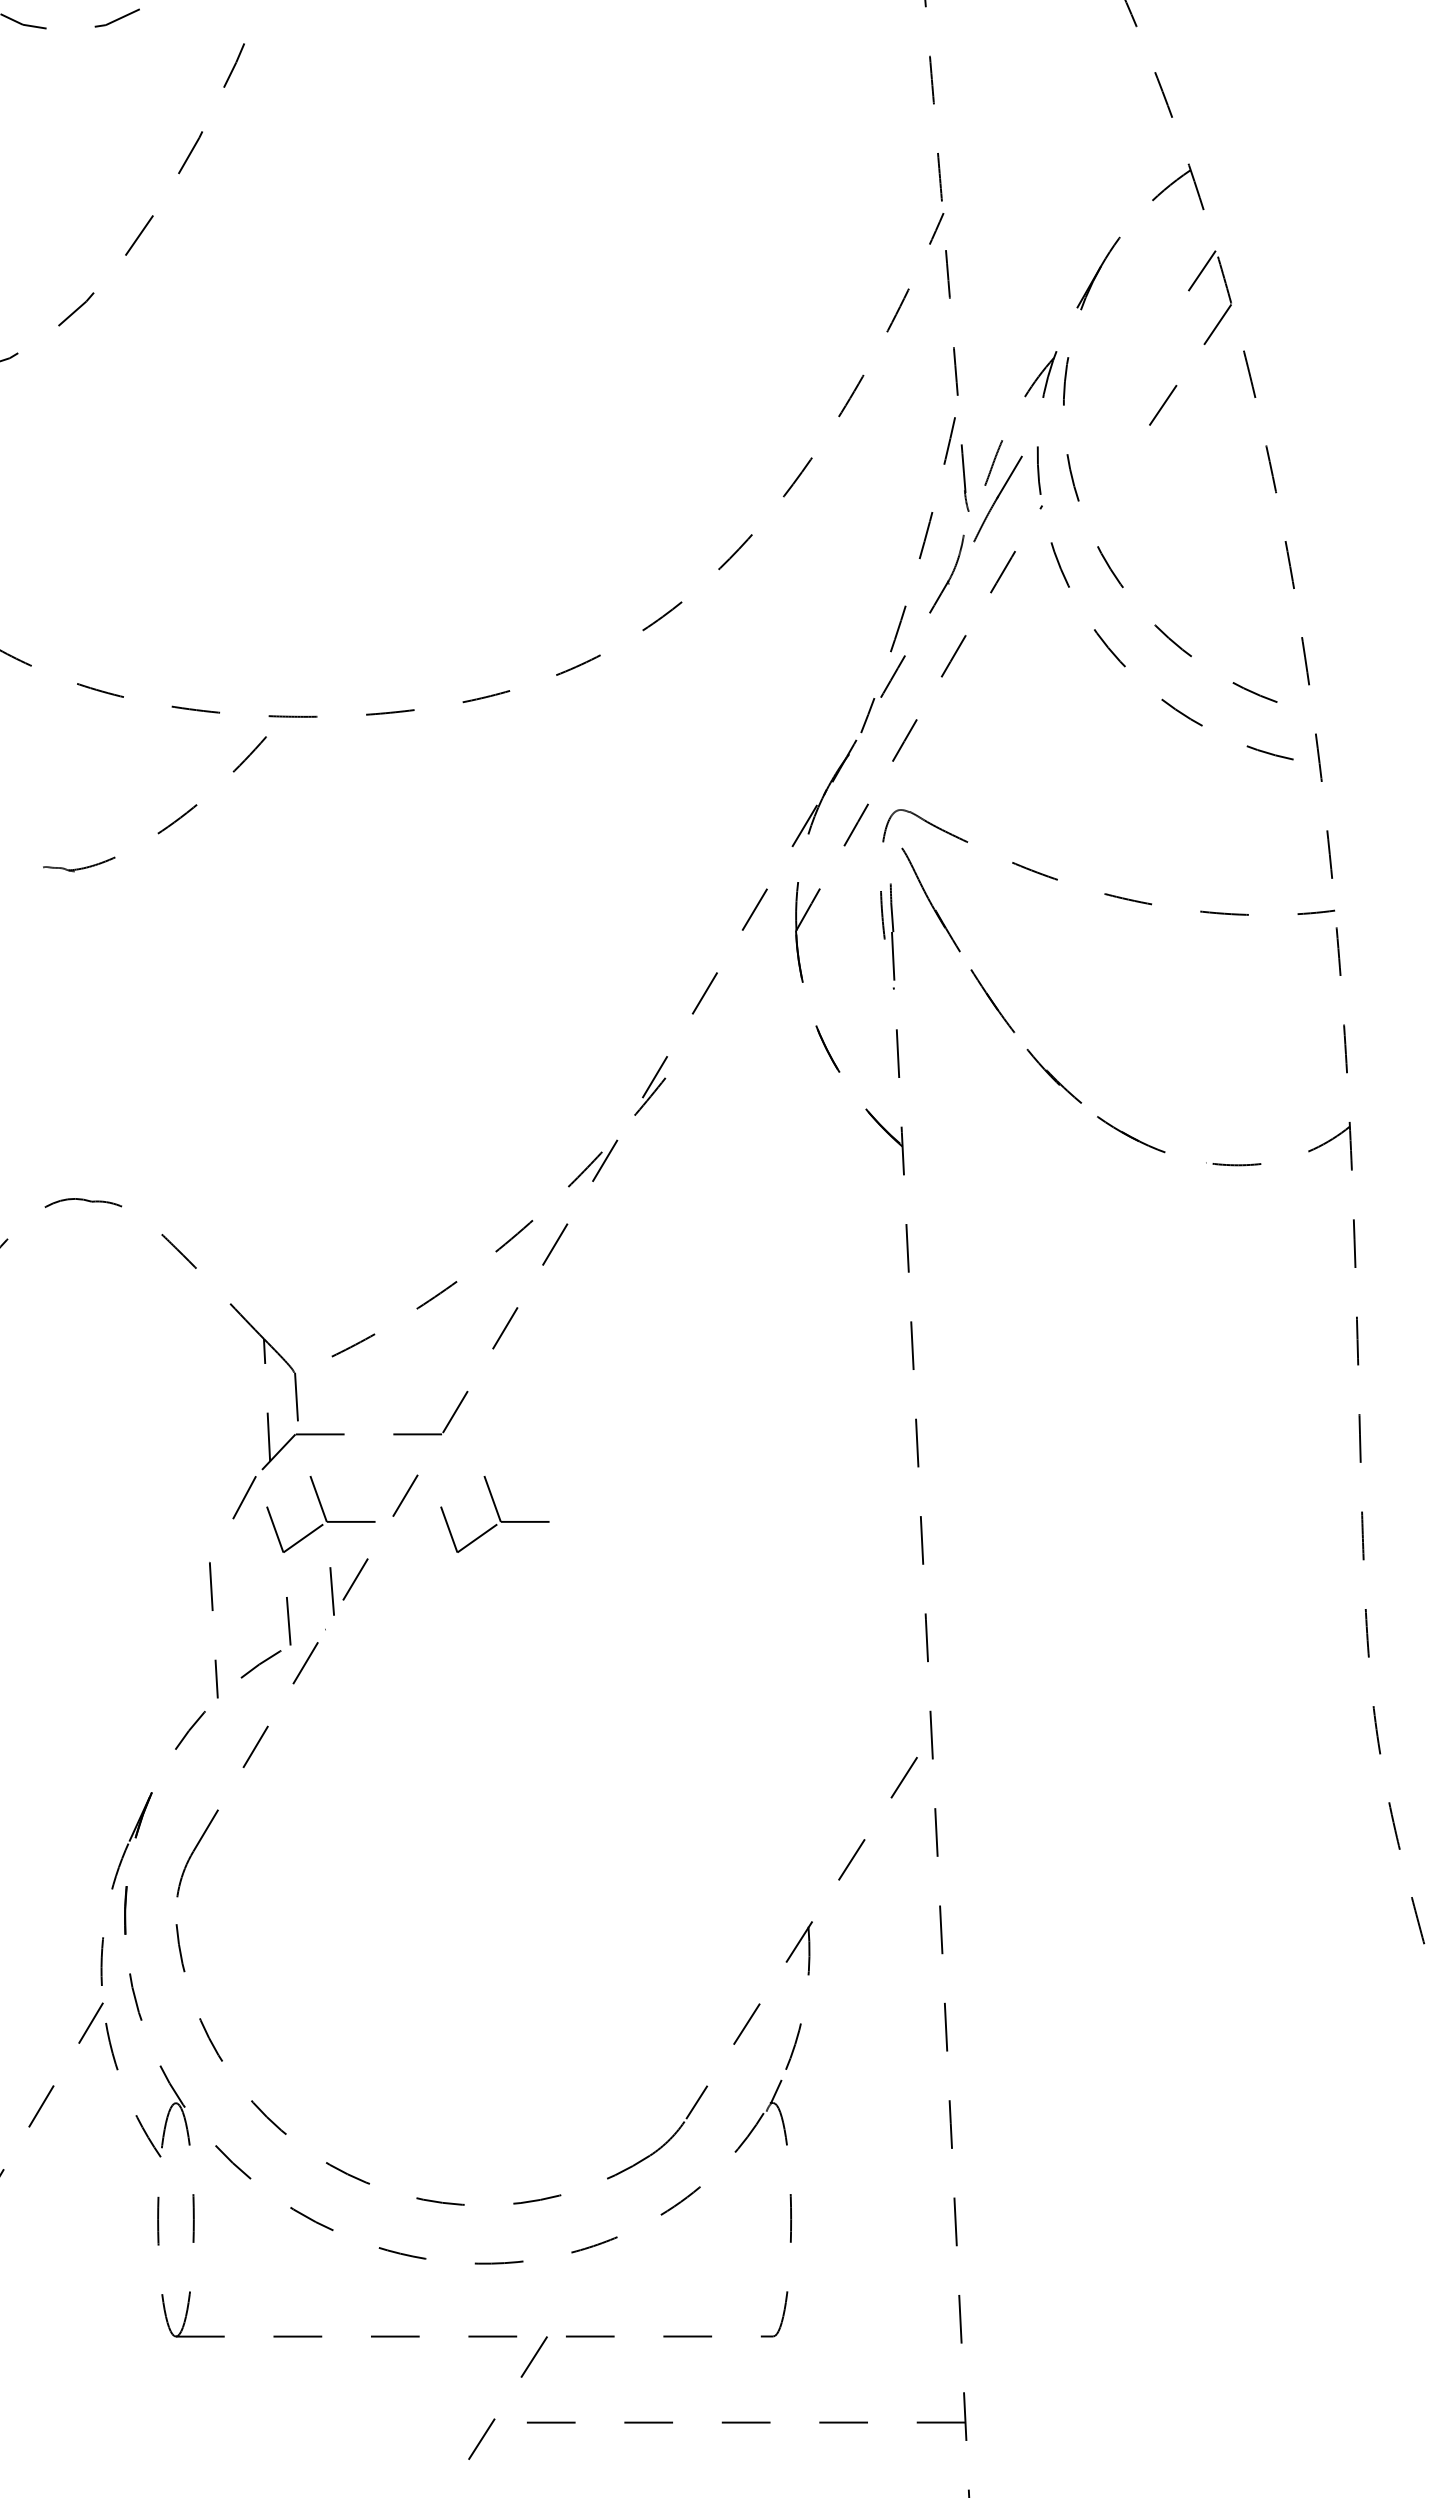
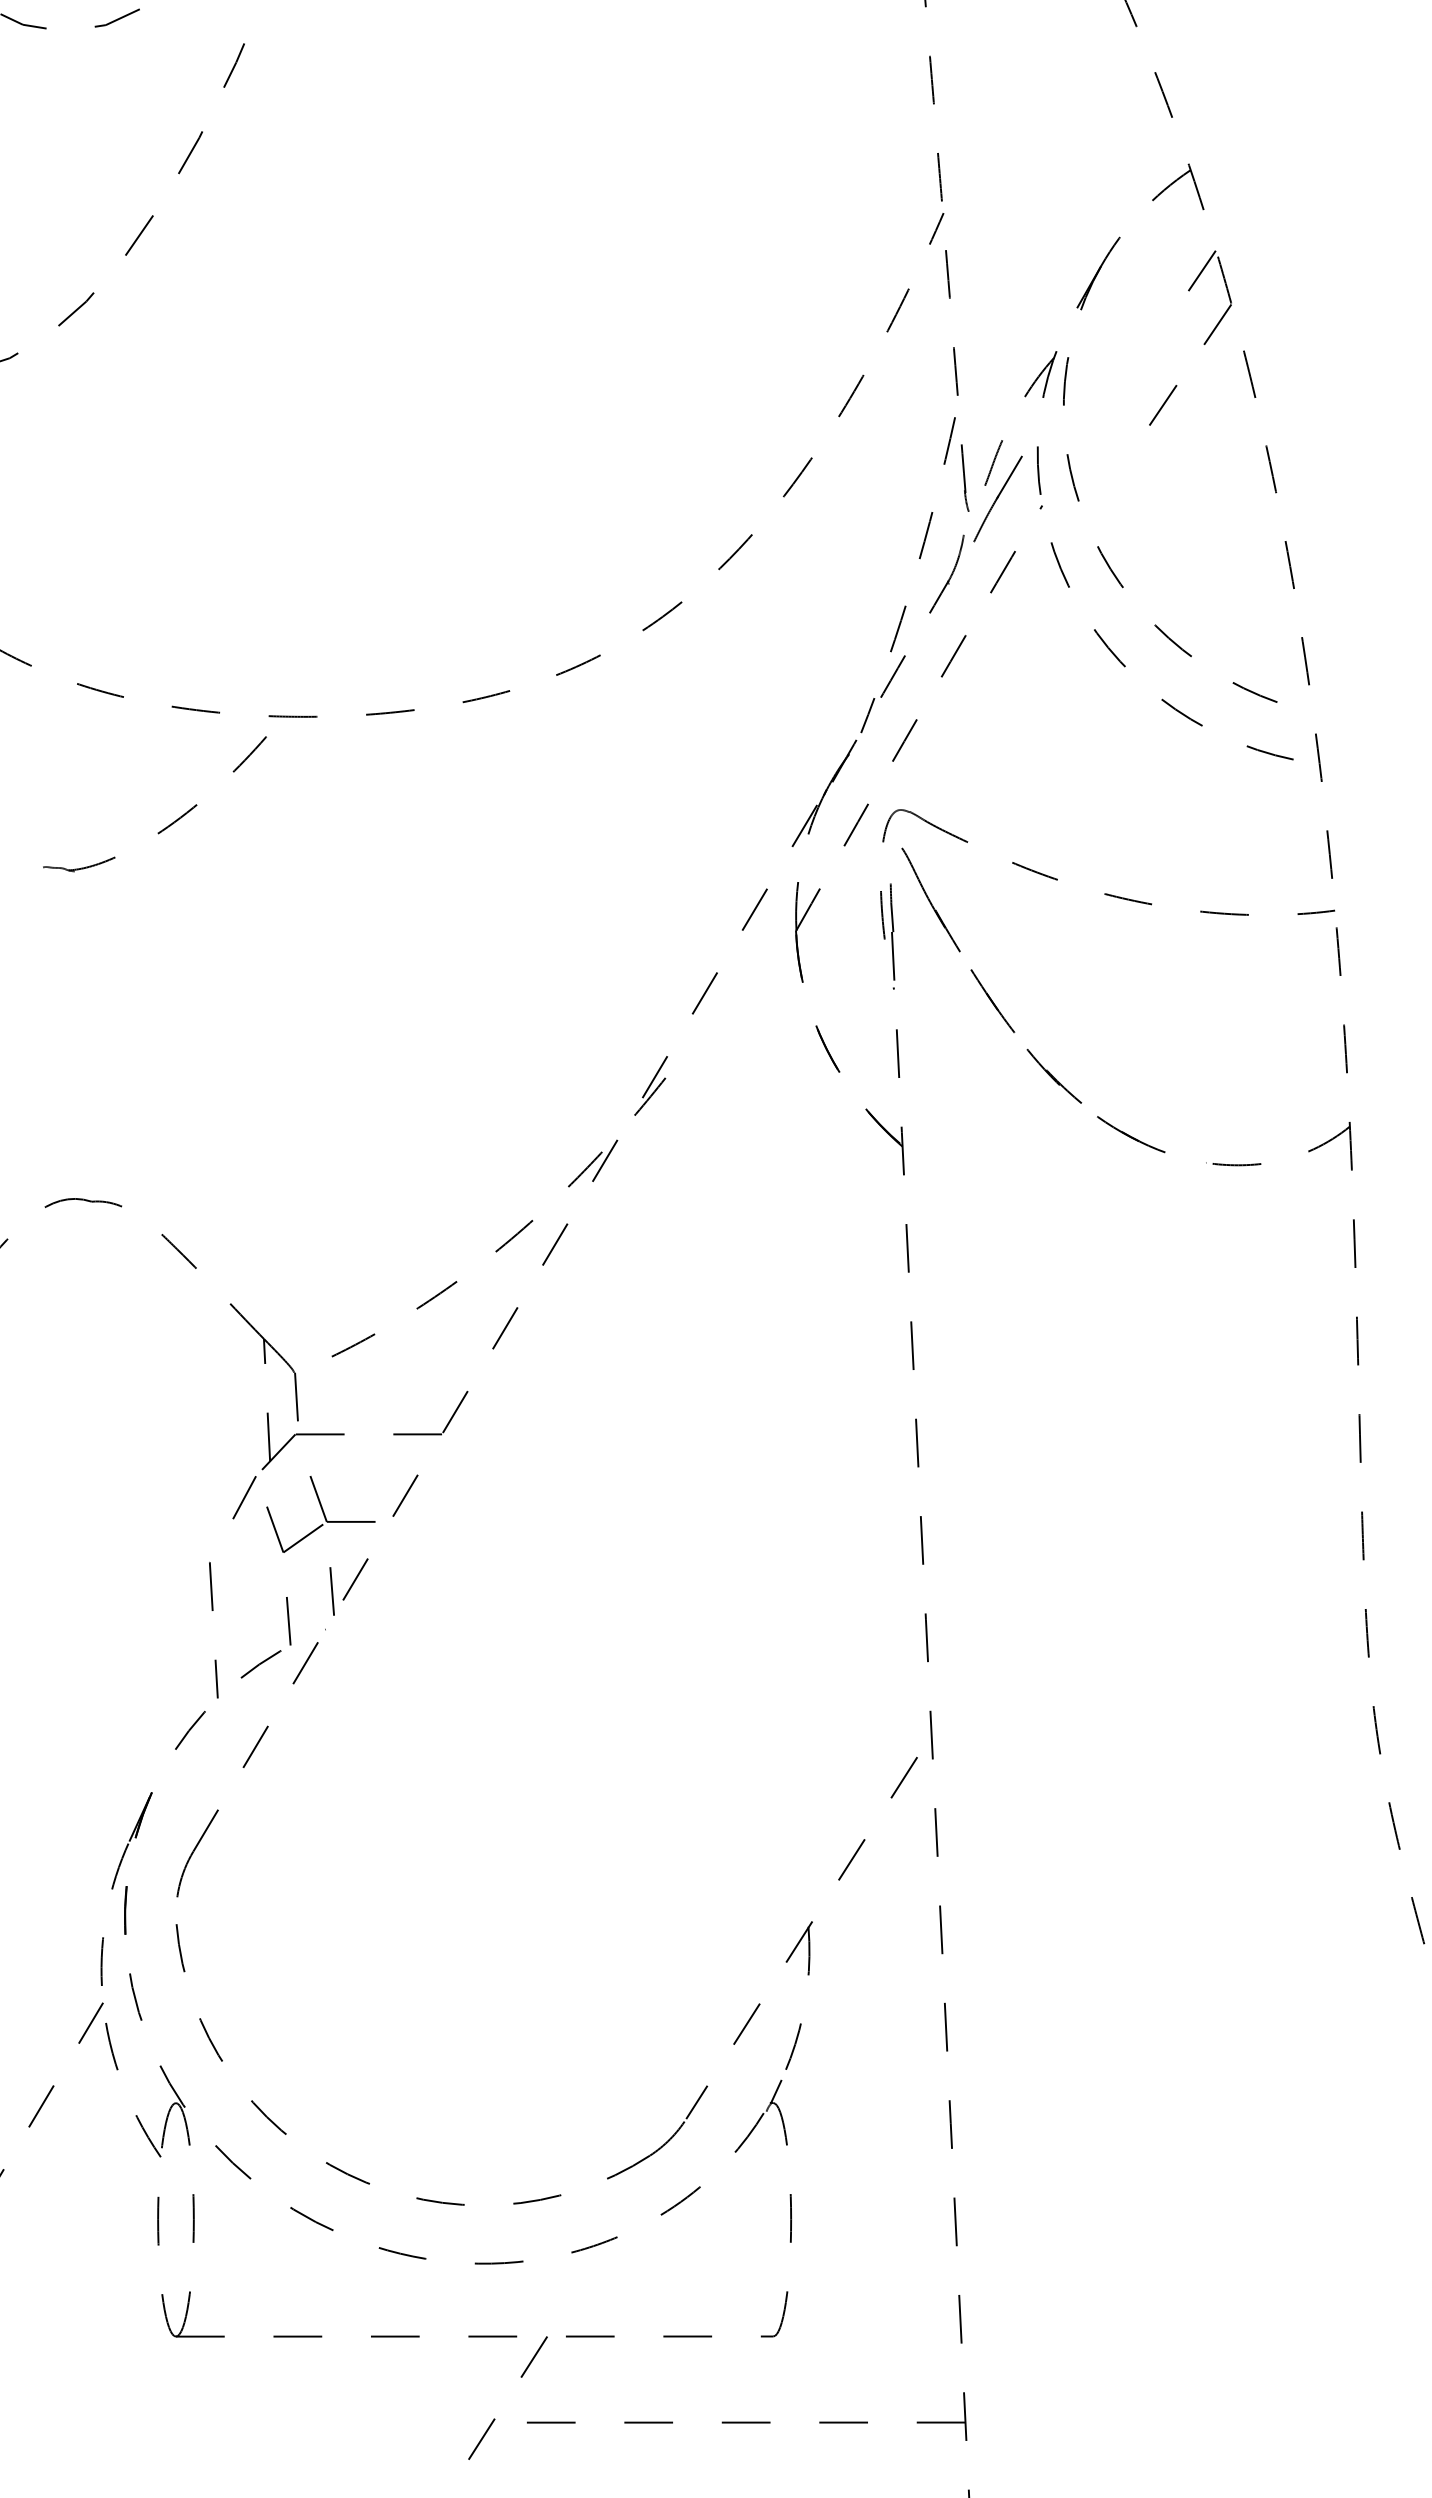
part: present -> none (494, 1514)
